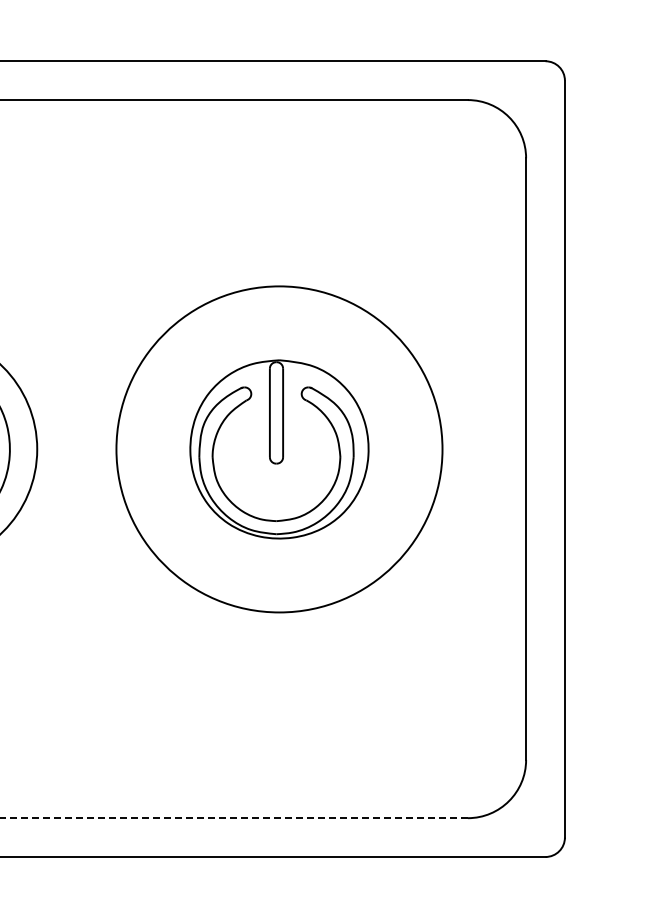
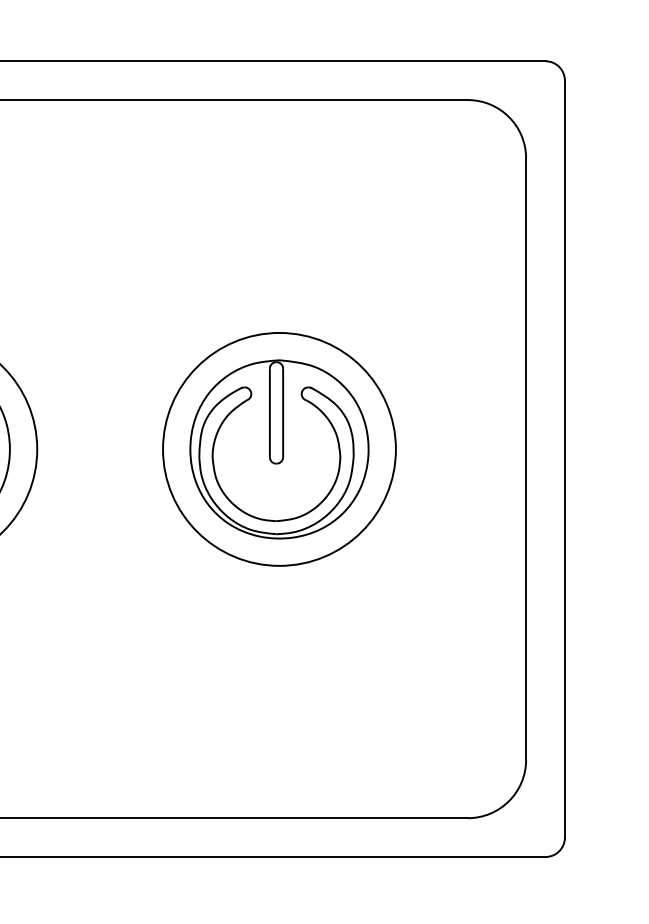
circle diameter: 326 px -> 233 px (279, 448)
line: dashed -> solid (233, 818)
